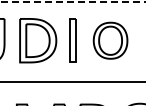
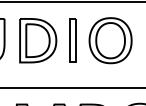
line: dashed -> solid (73, 2)
part size: 37x39 px -> 45x48 px (110, 40)
line position: (72, 81) -> (72, 87) (72, 87)
